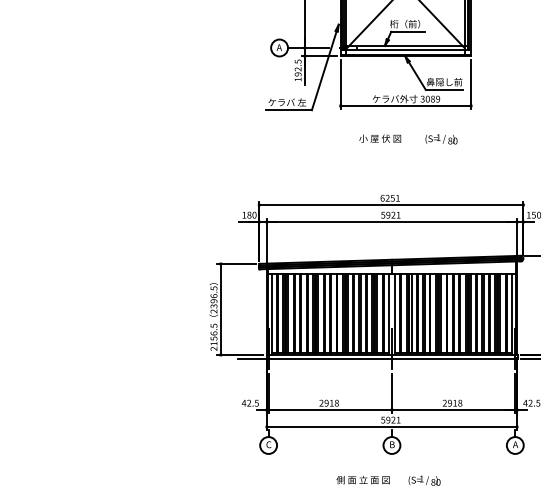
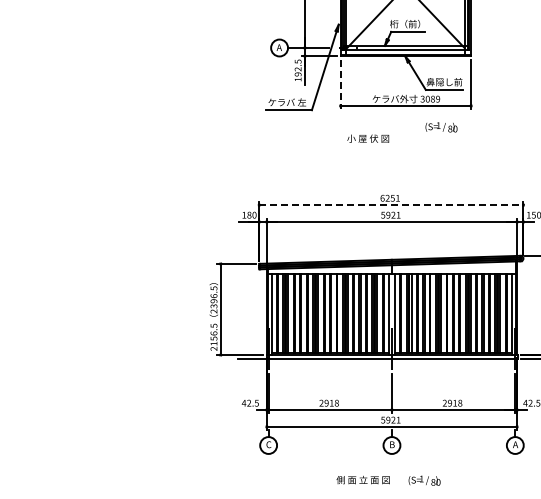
line: solid -> dashed (340, 84)
text position: (380, 138) -> (368, 138) (368, 138)
text position: (441, 139) -> (441, 127) (441, 127)
line: solid -> dashed (391, 205)
